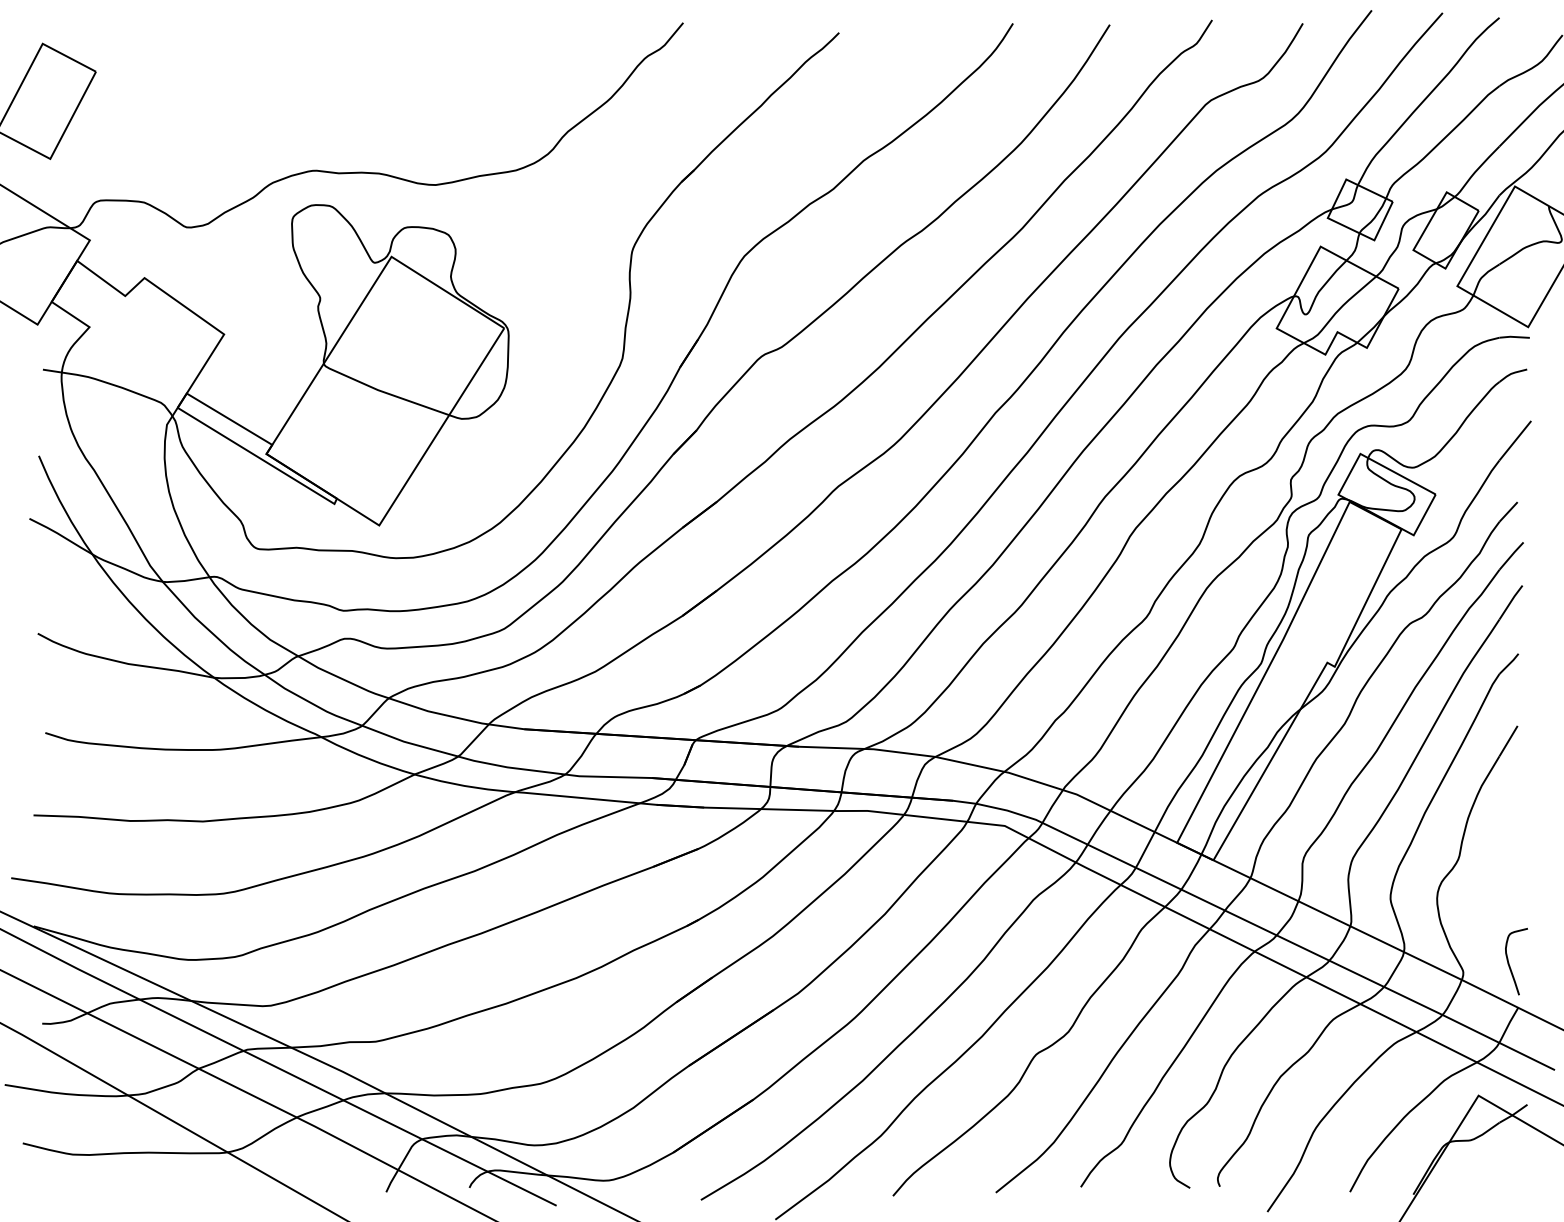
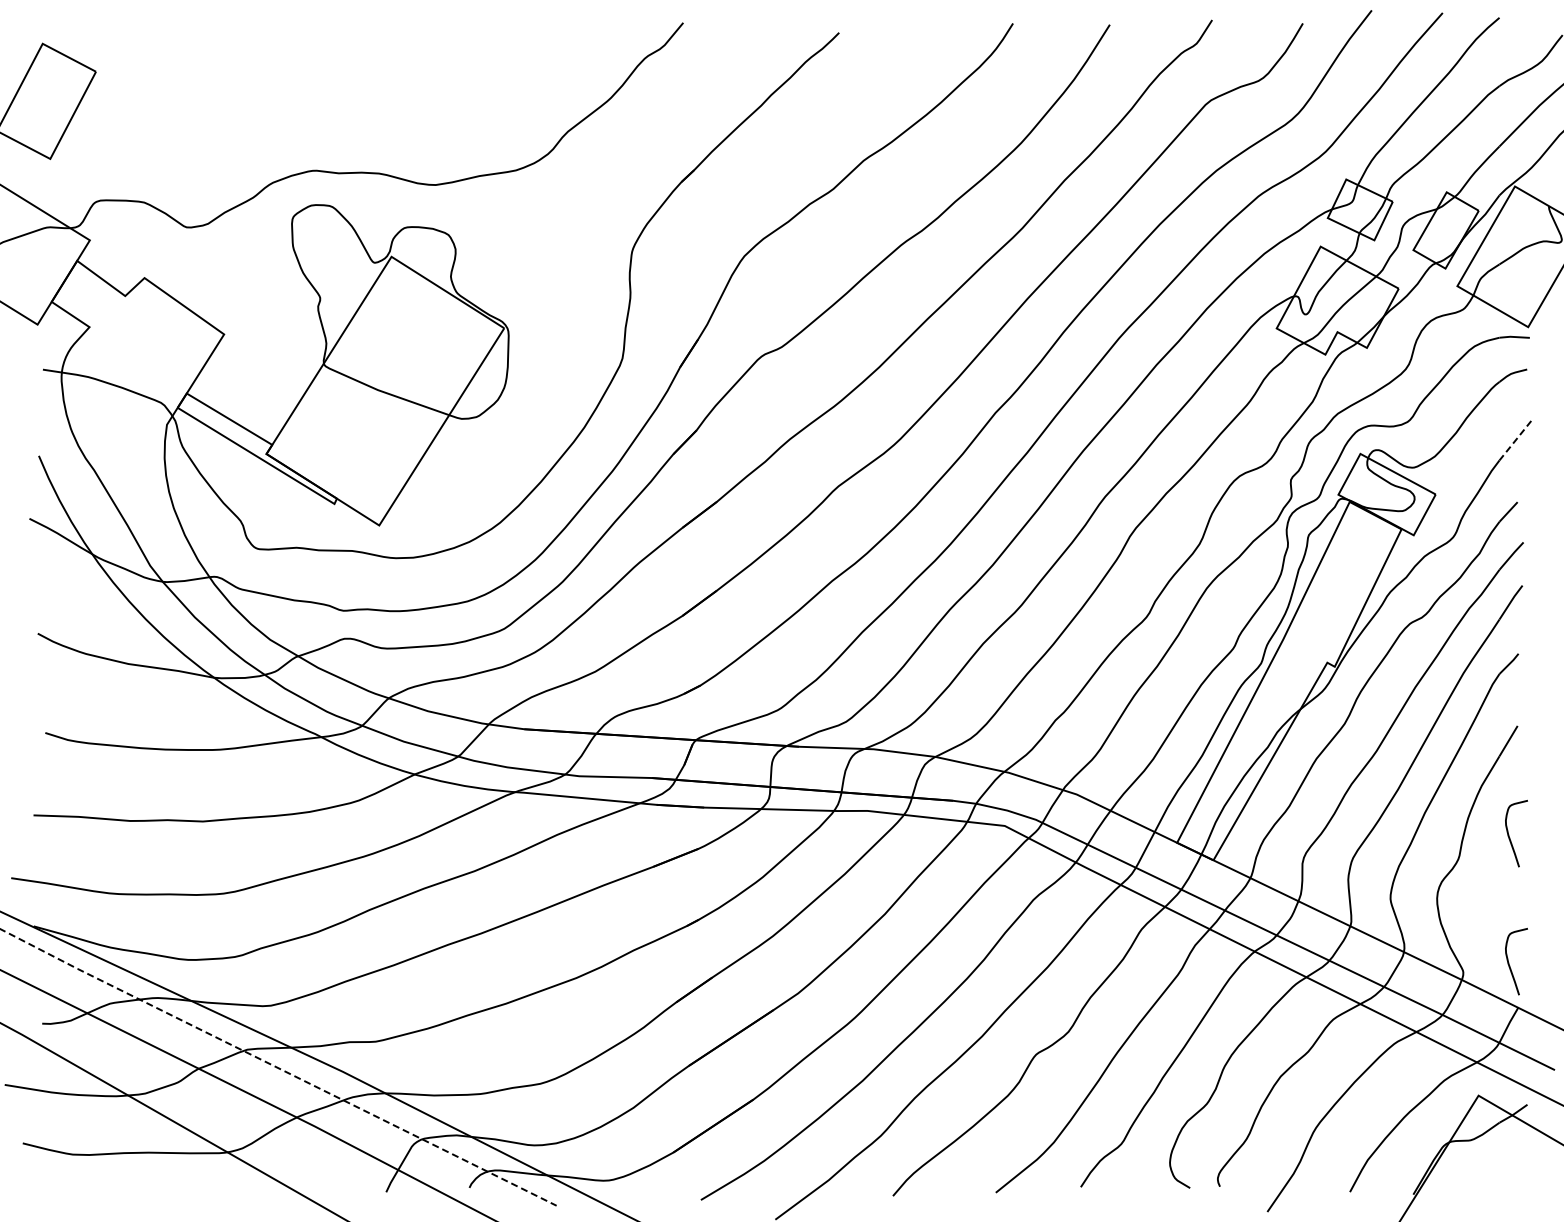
line: solid -> dashed (1515, 441)
curve: none -> present (1509, 834)
line: solid -> dashed (278, 1068)
